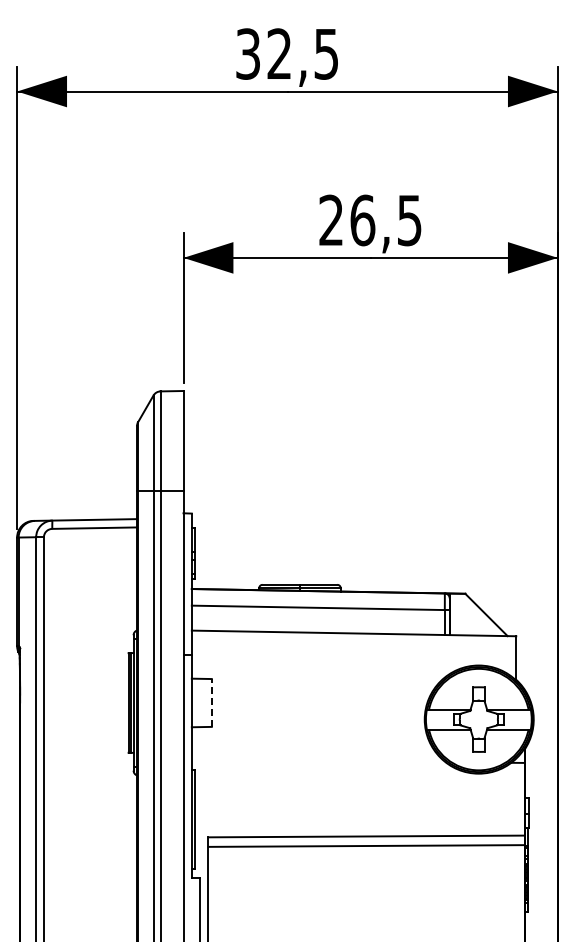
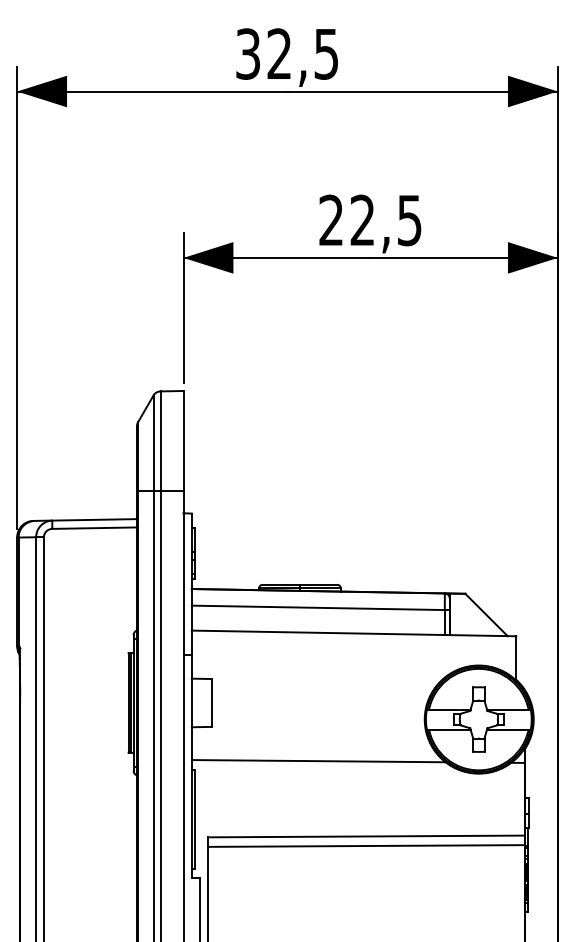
text: 26,5 -> 22,5 (362, 220)
line: dashed -> solid (211, 702)
line: none -> present (318, 761)
